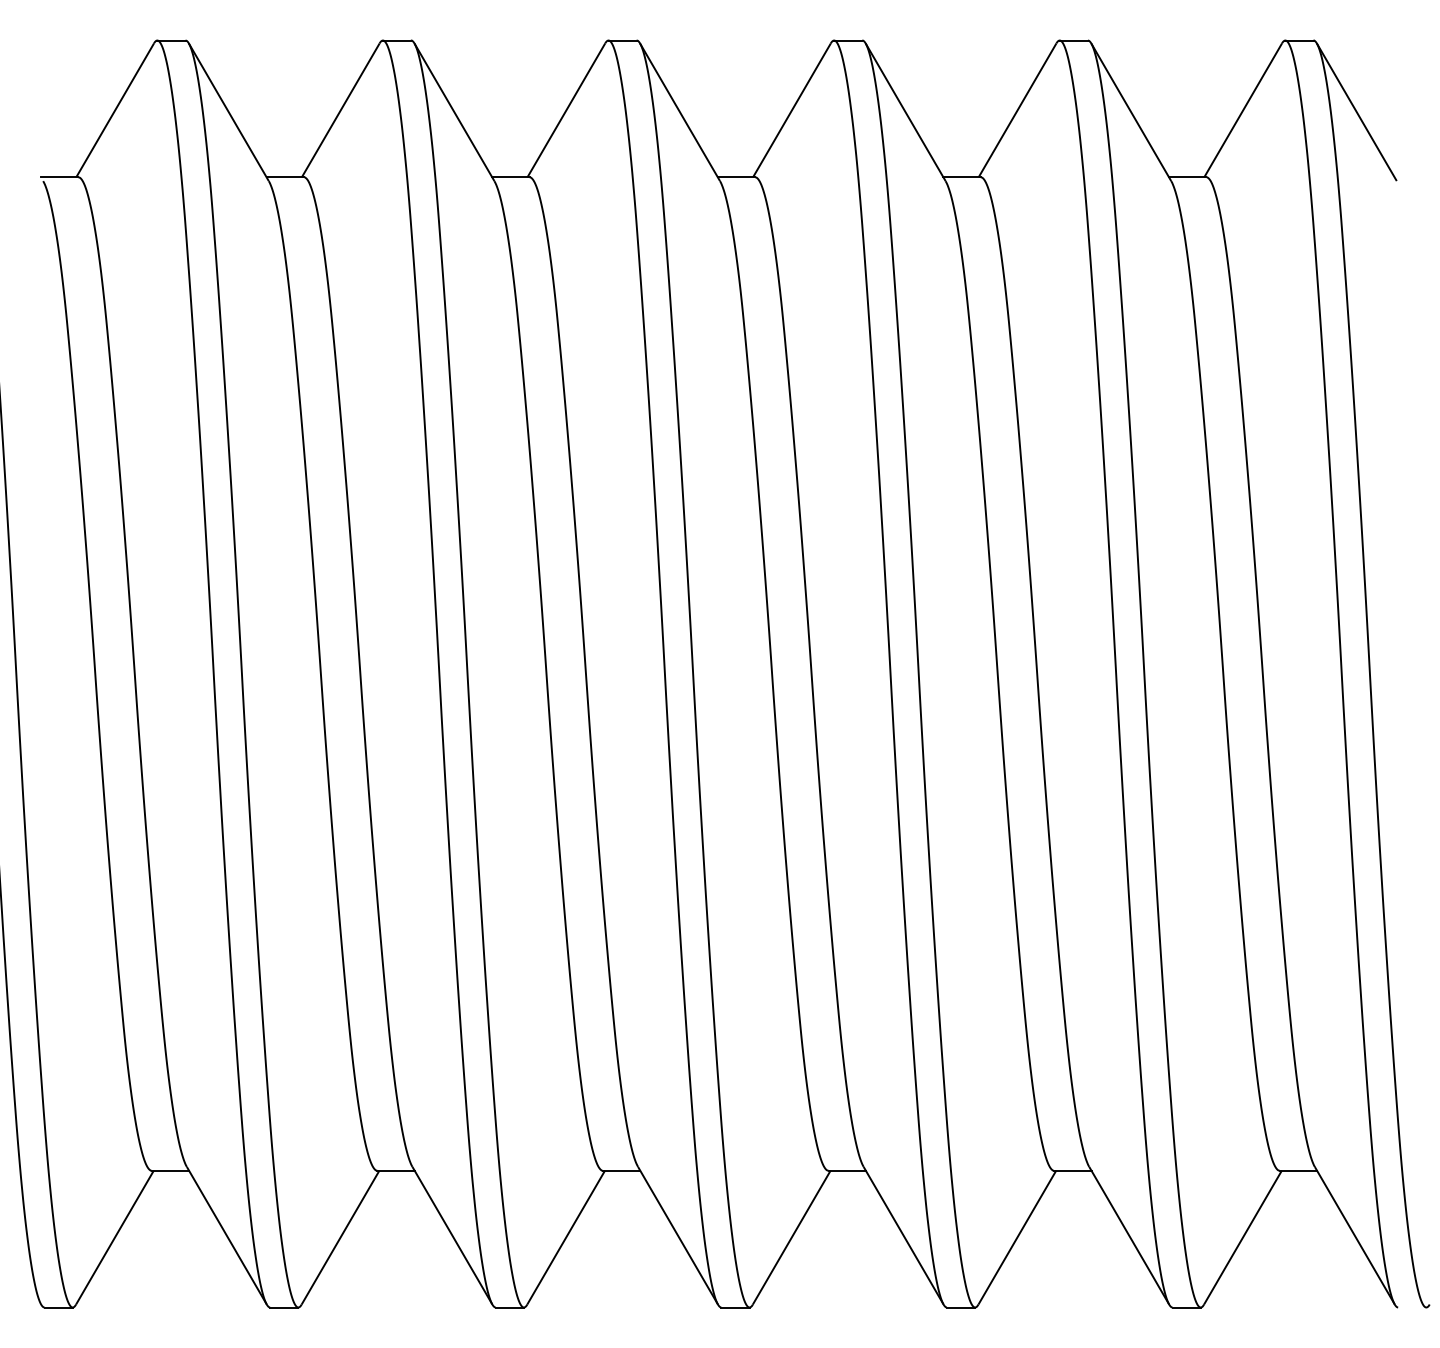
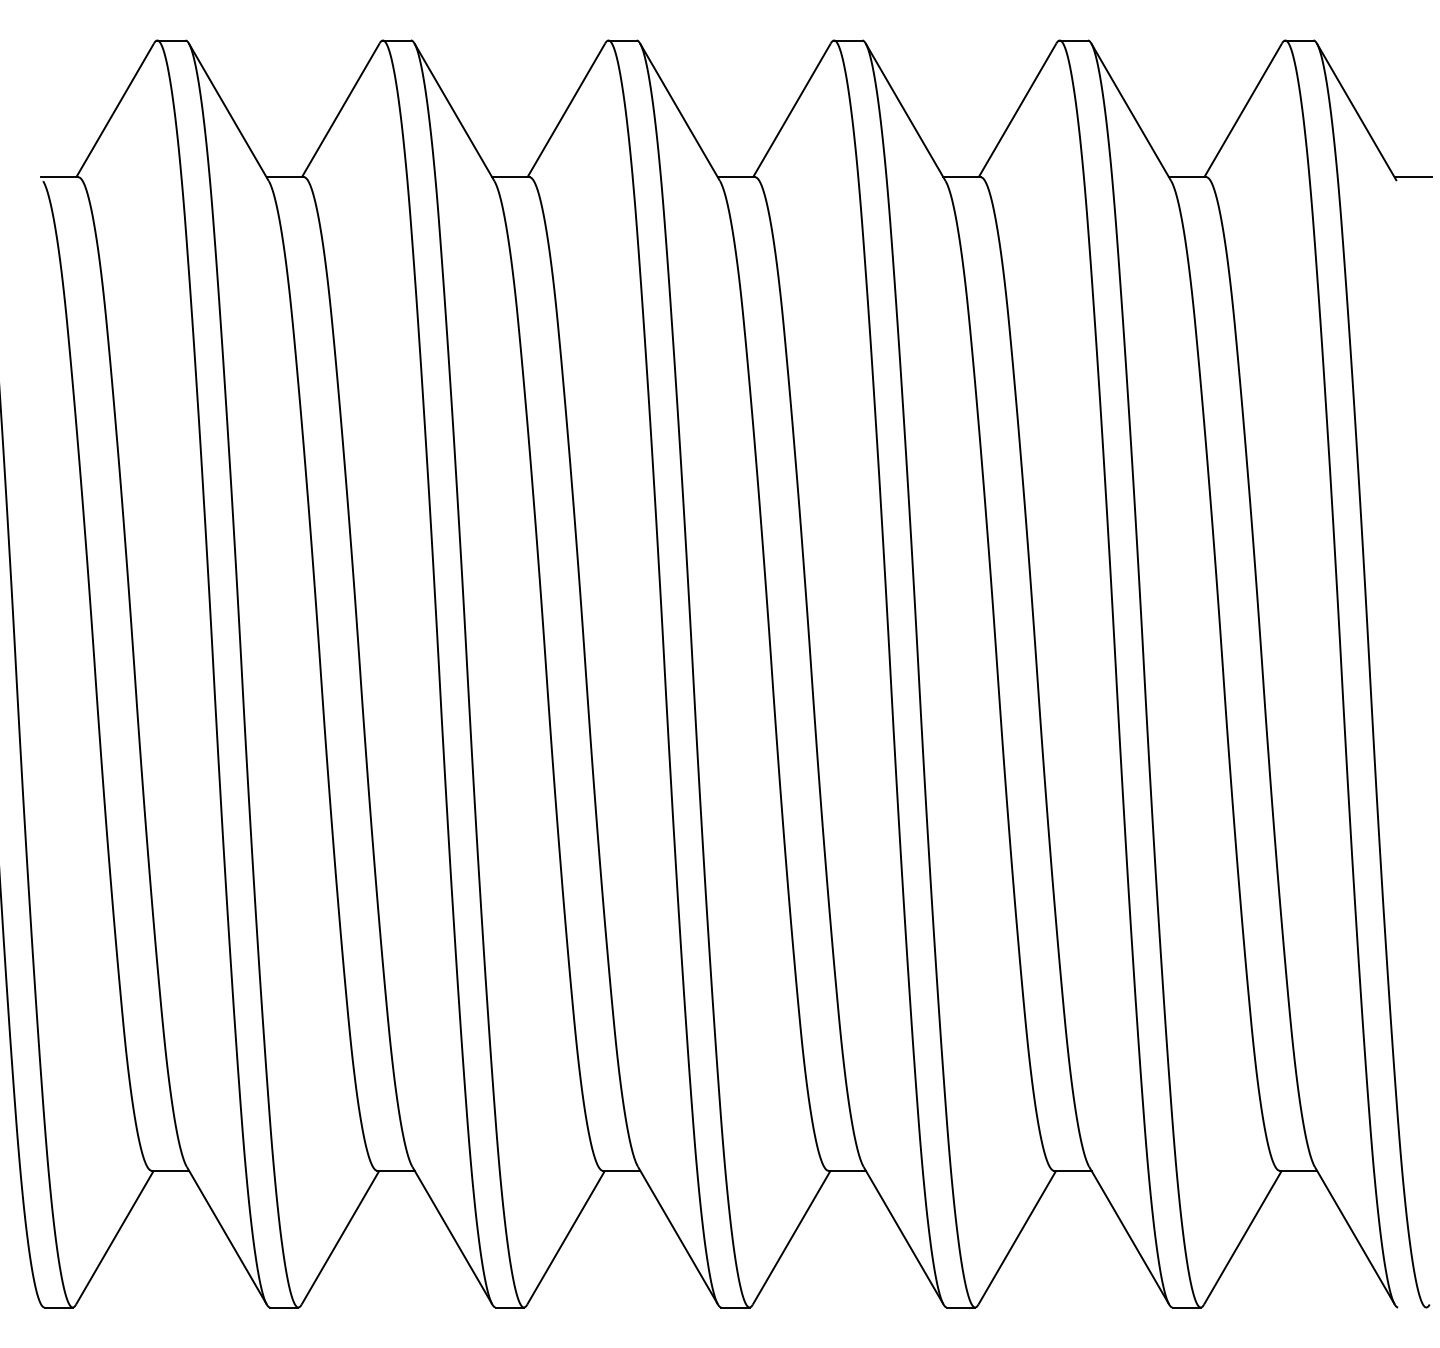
line: none -> present (1412, 177)
